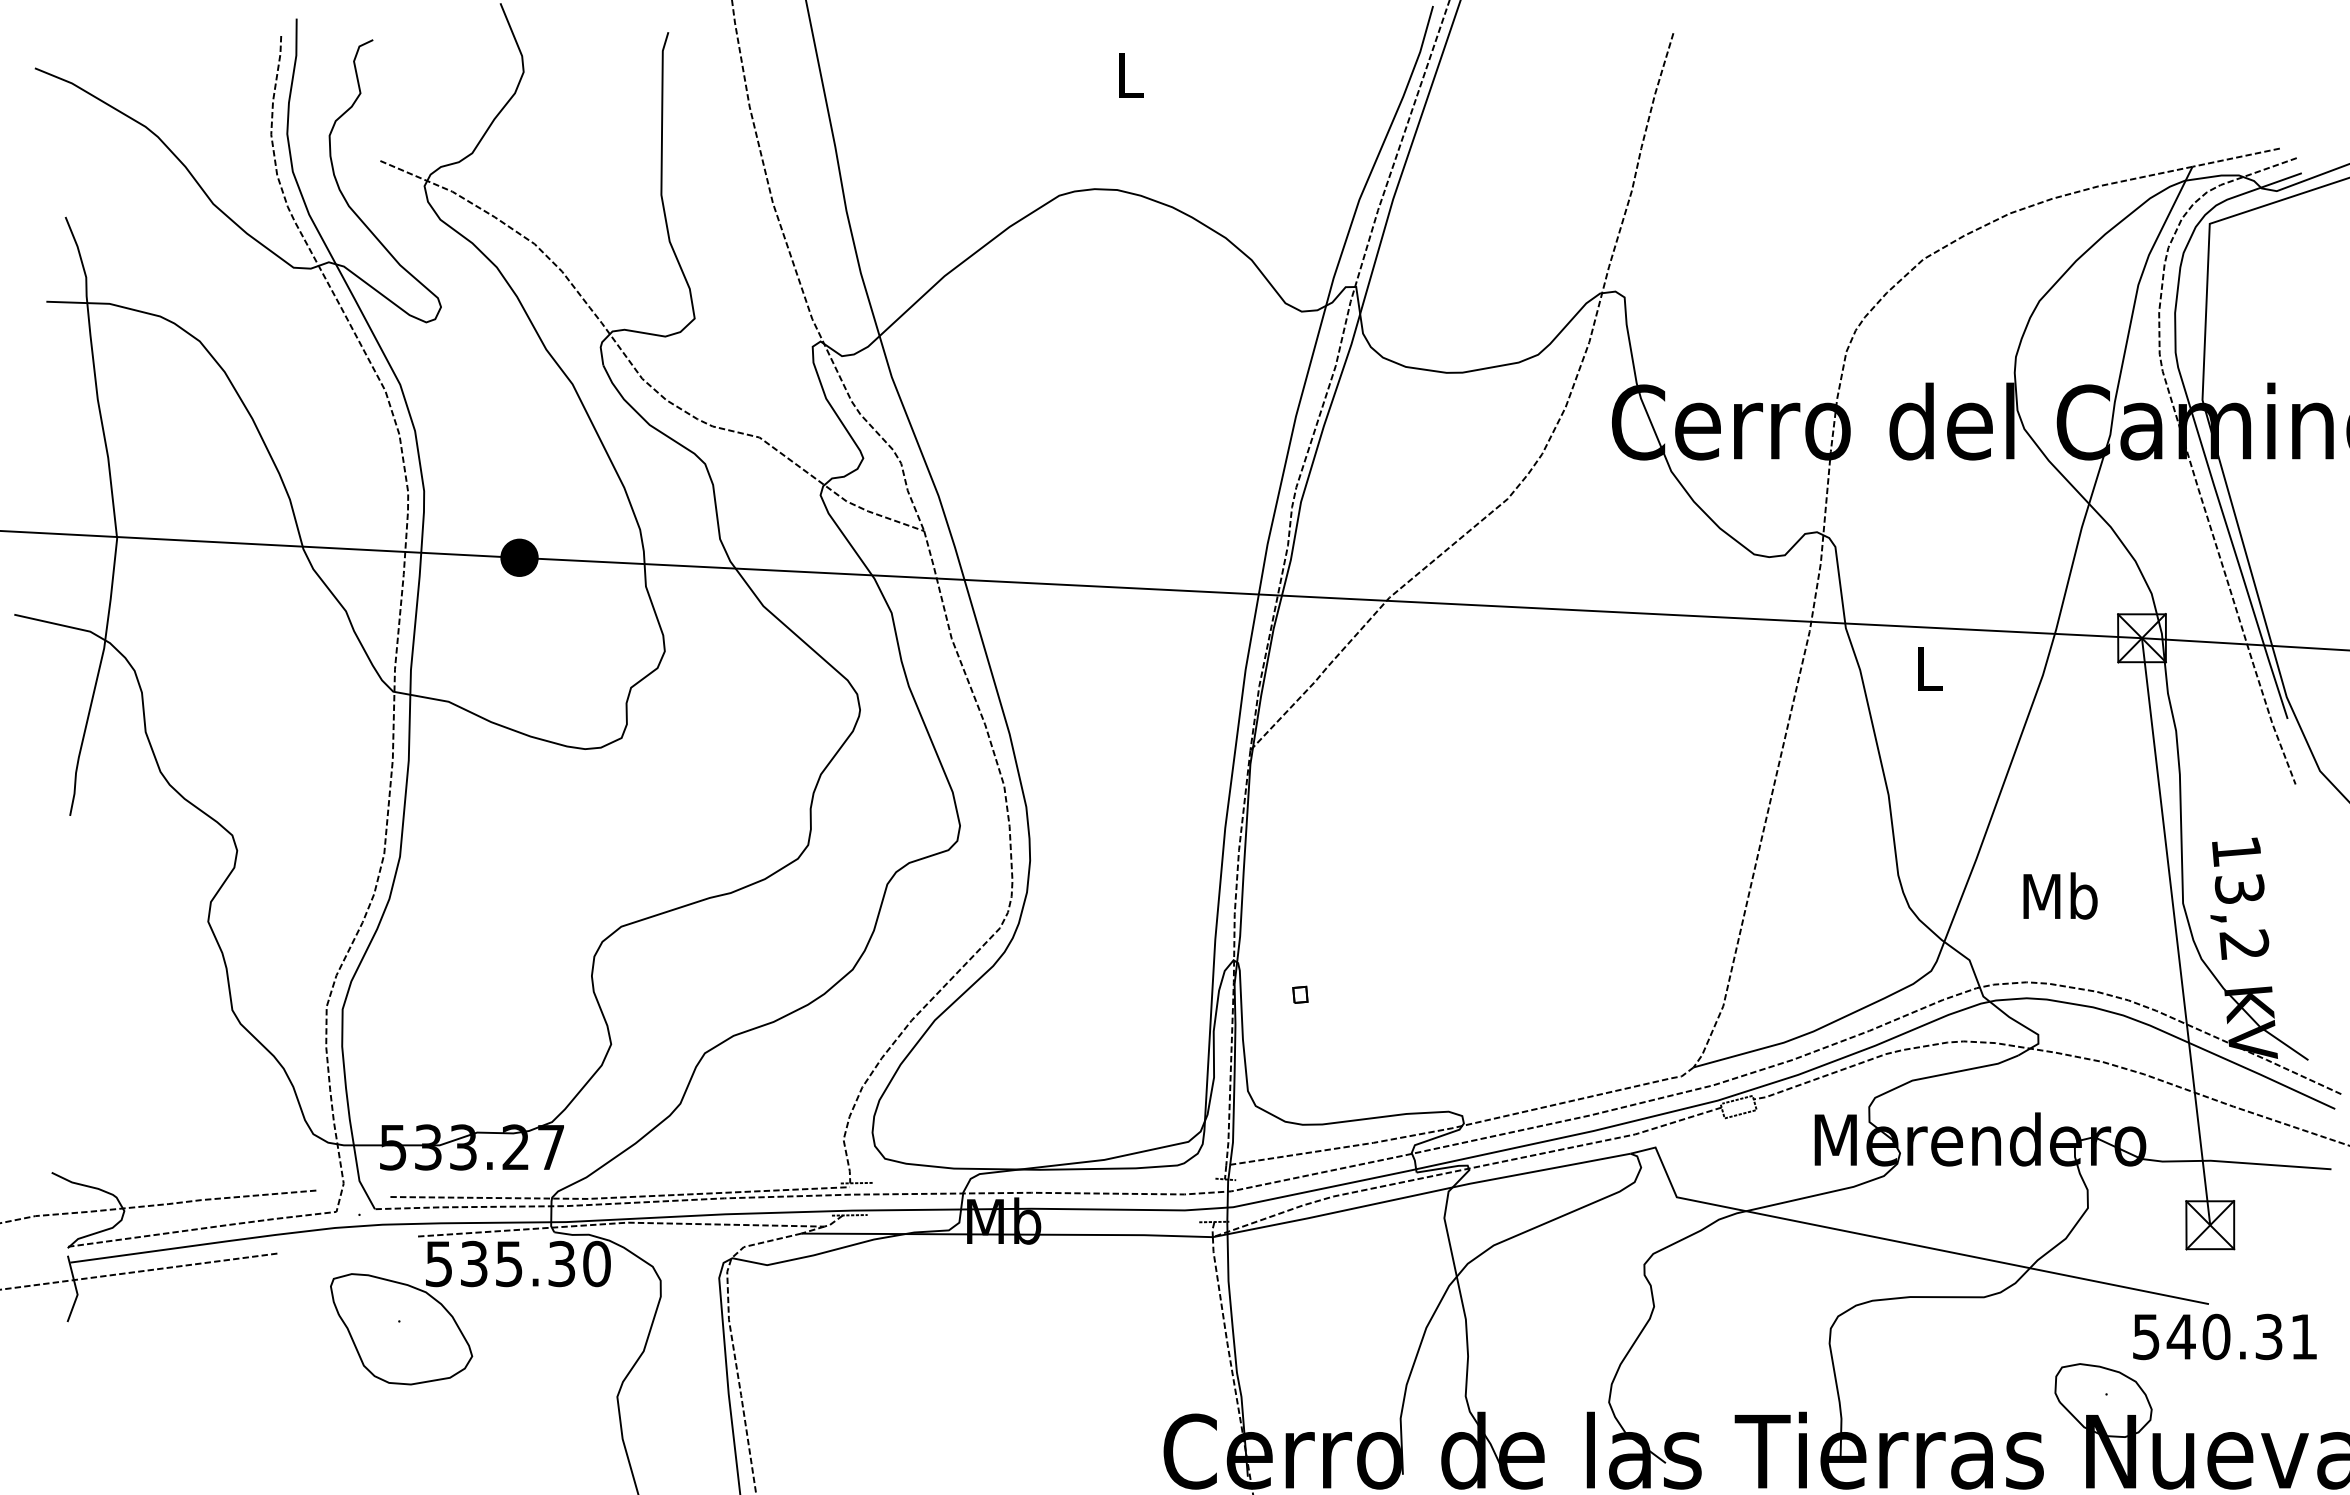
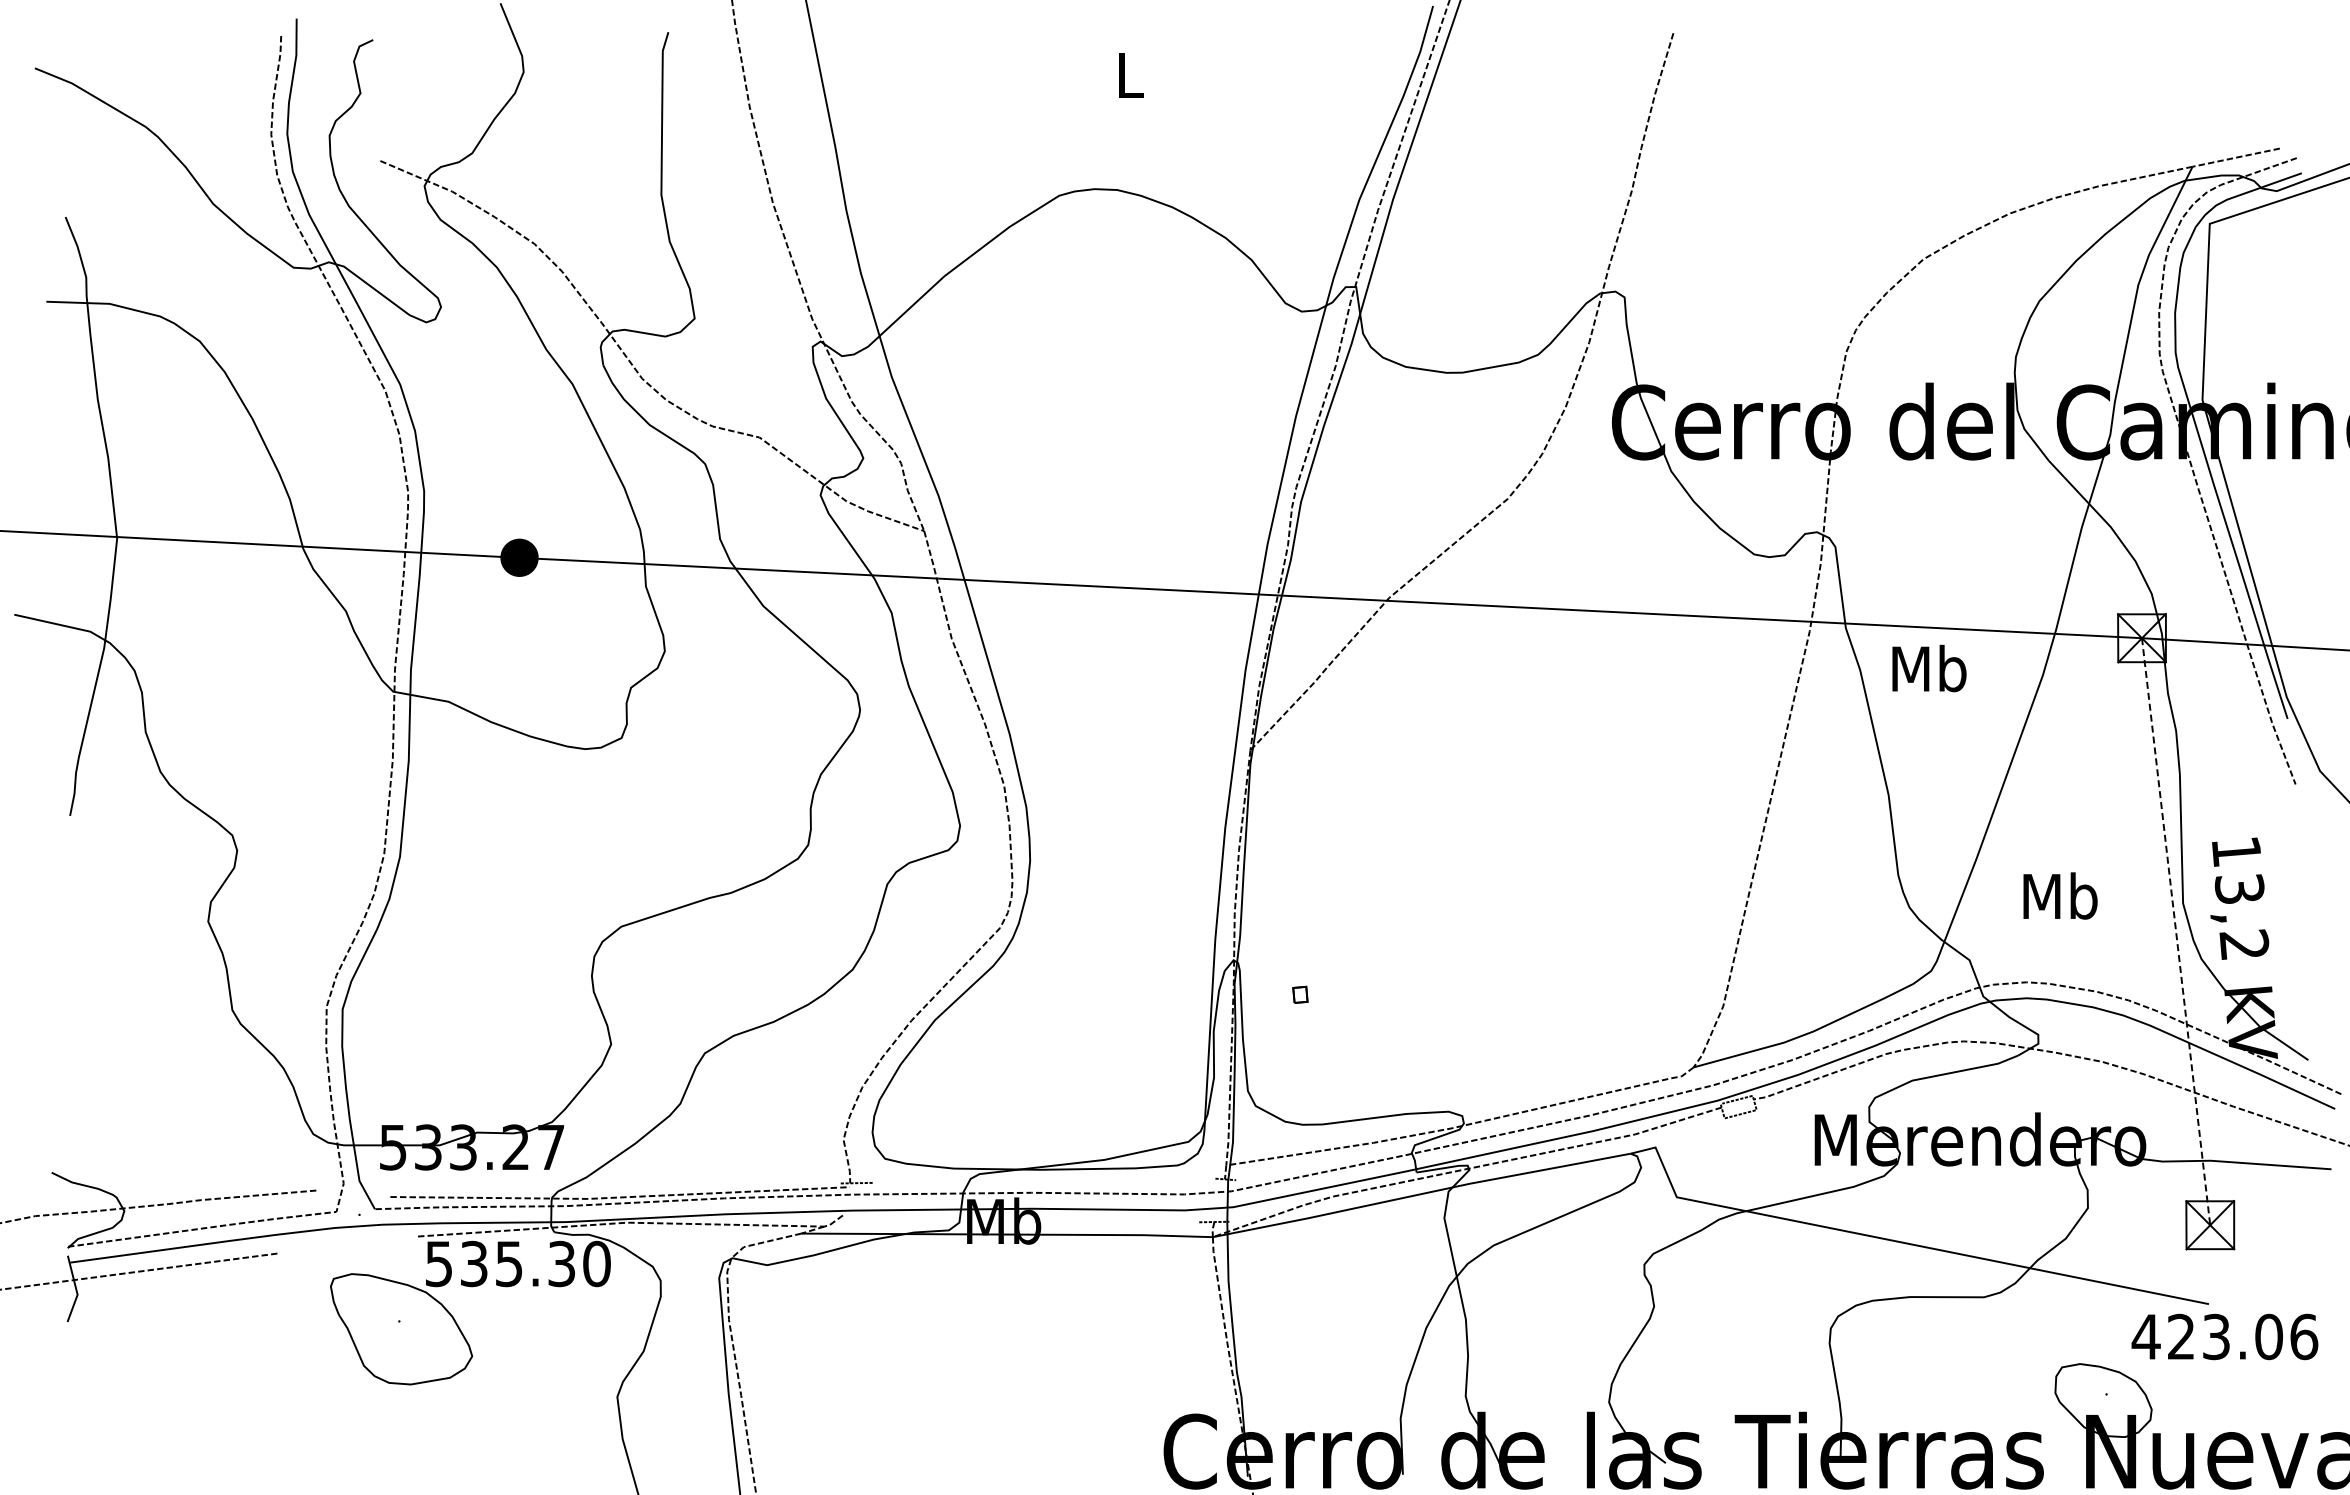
text: L -> Mb (1929, 668)
line: solid -> dashed (2176, 932)
line: present -> none (849, 1215)
text: 540.31 -> 423.06 (2224, 1336)
